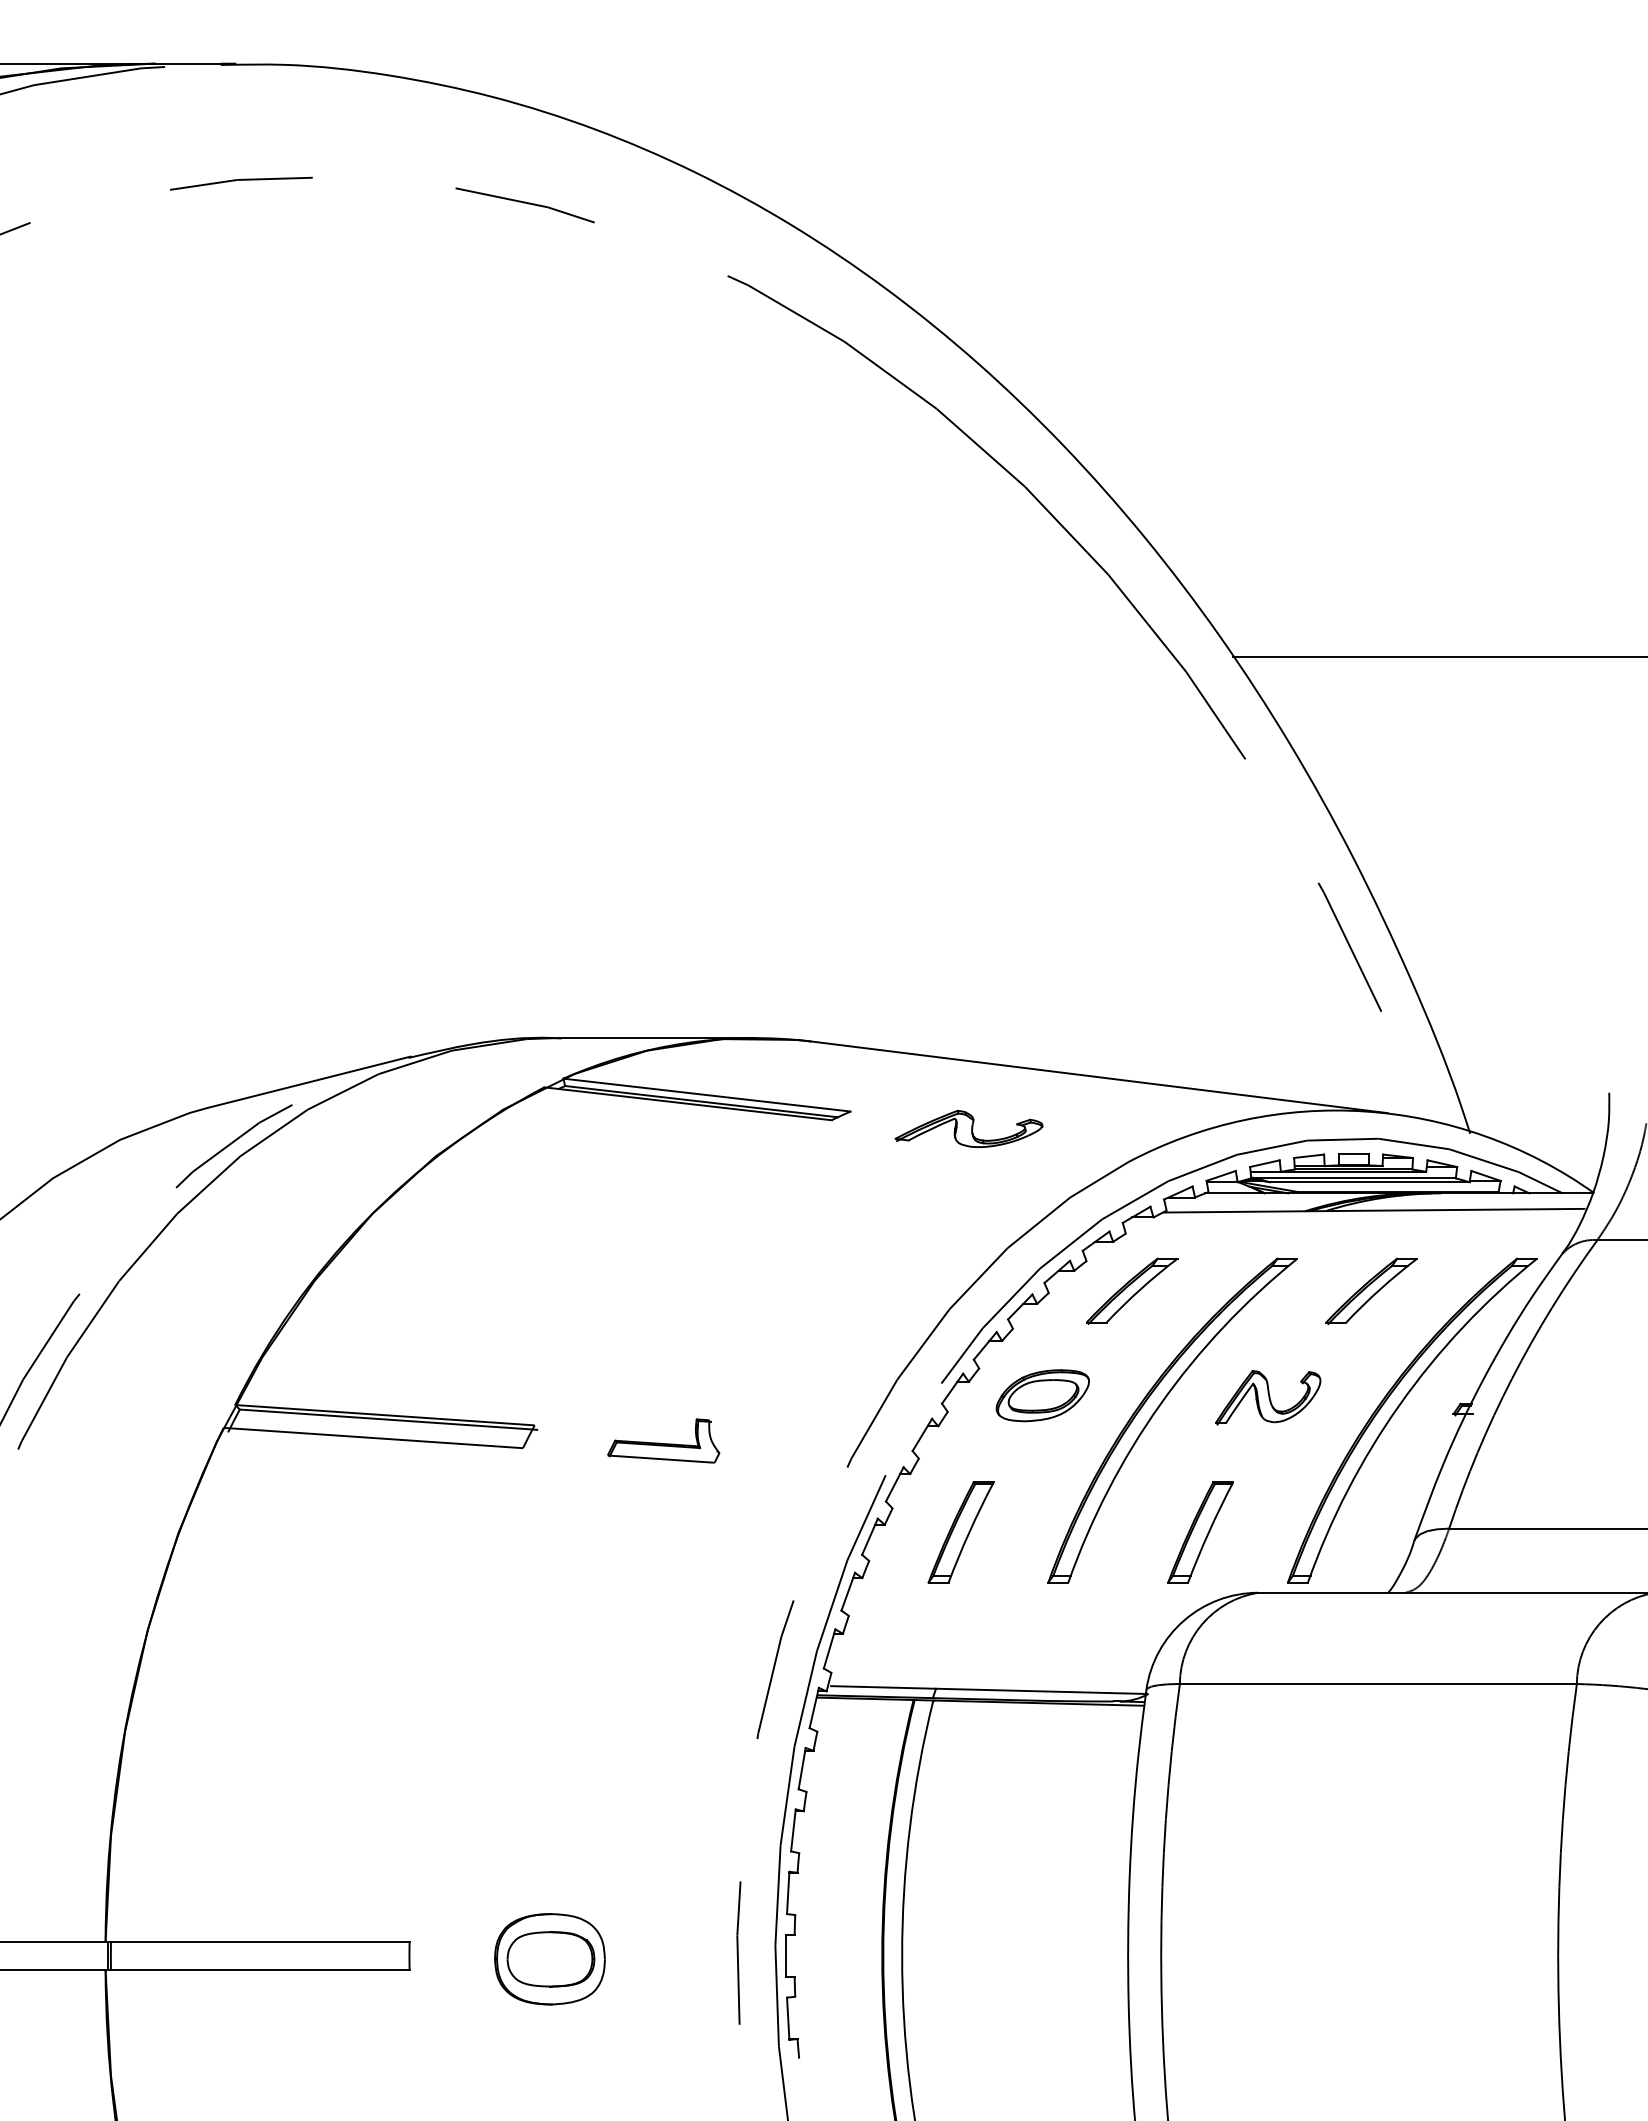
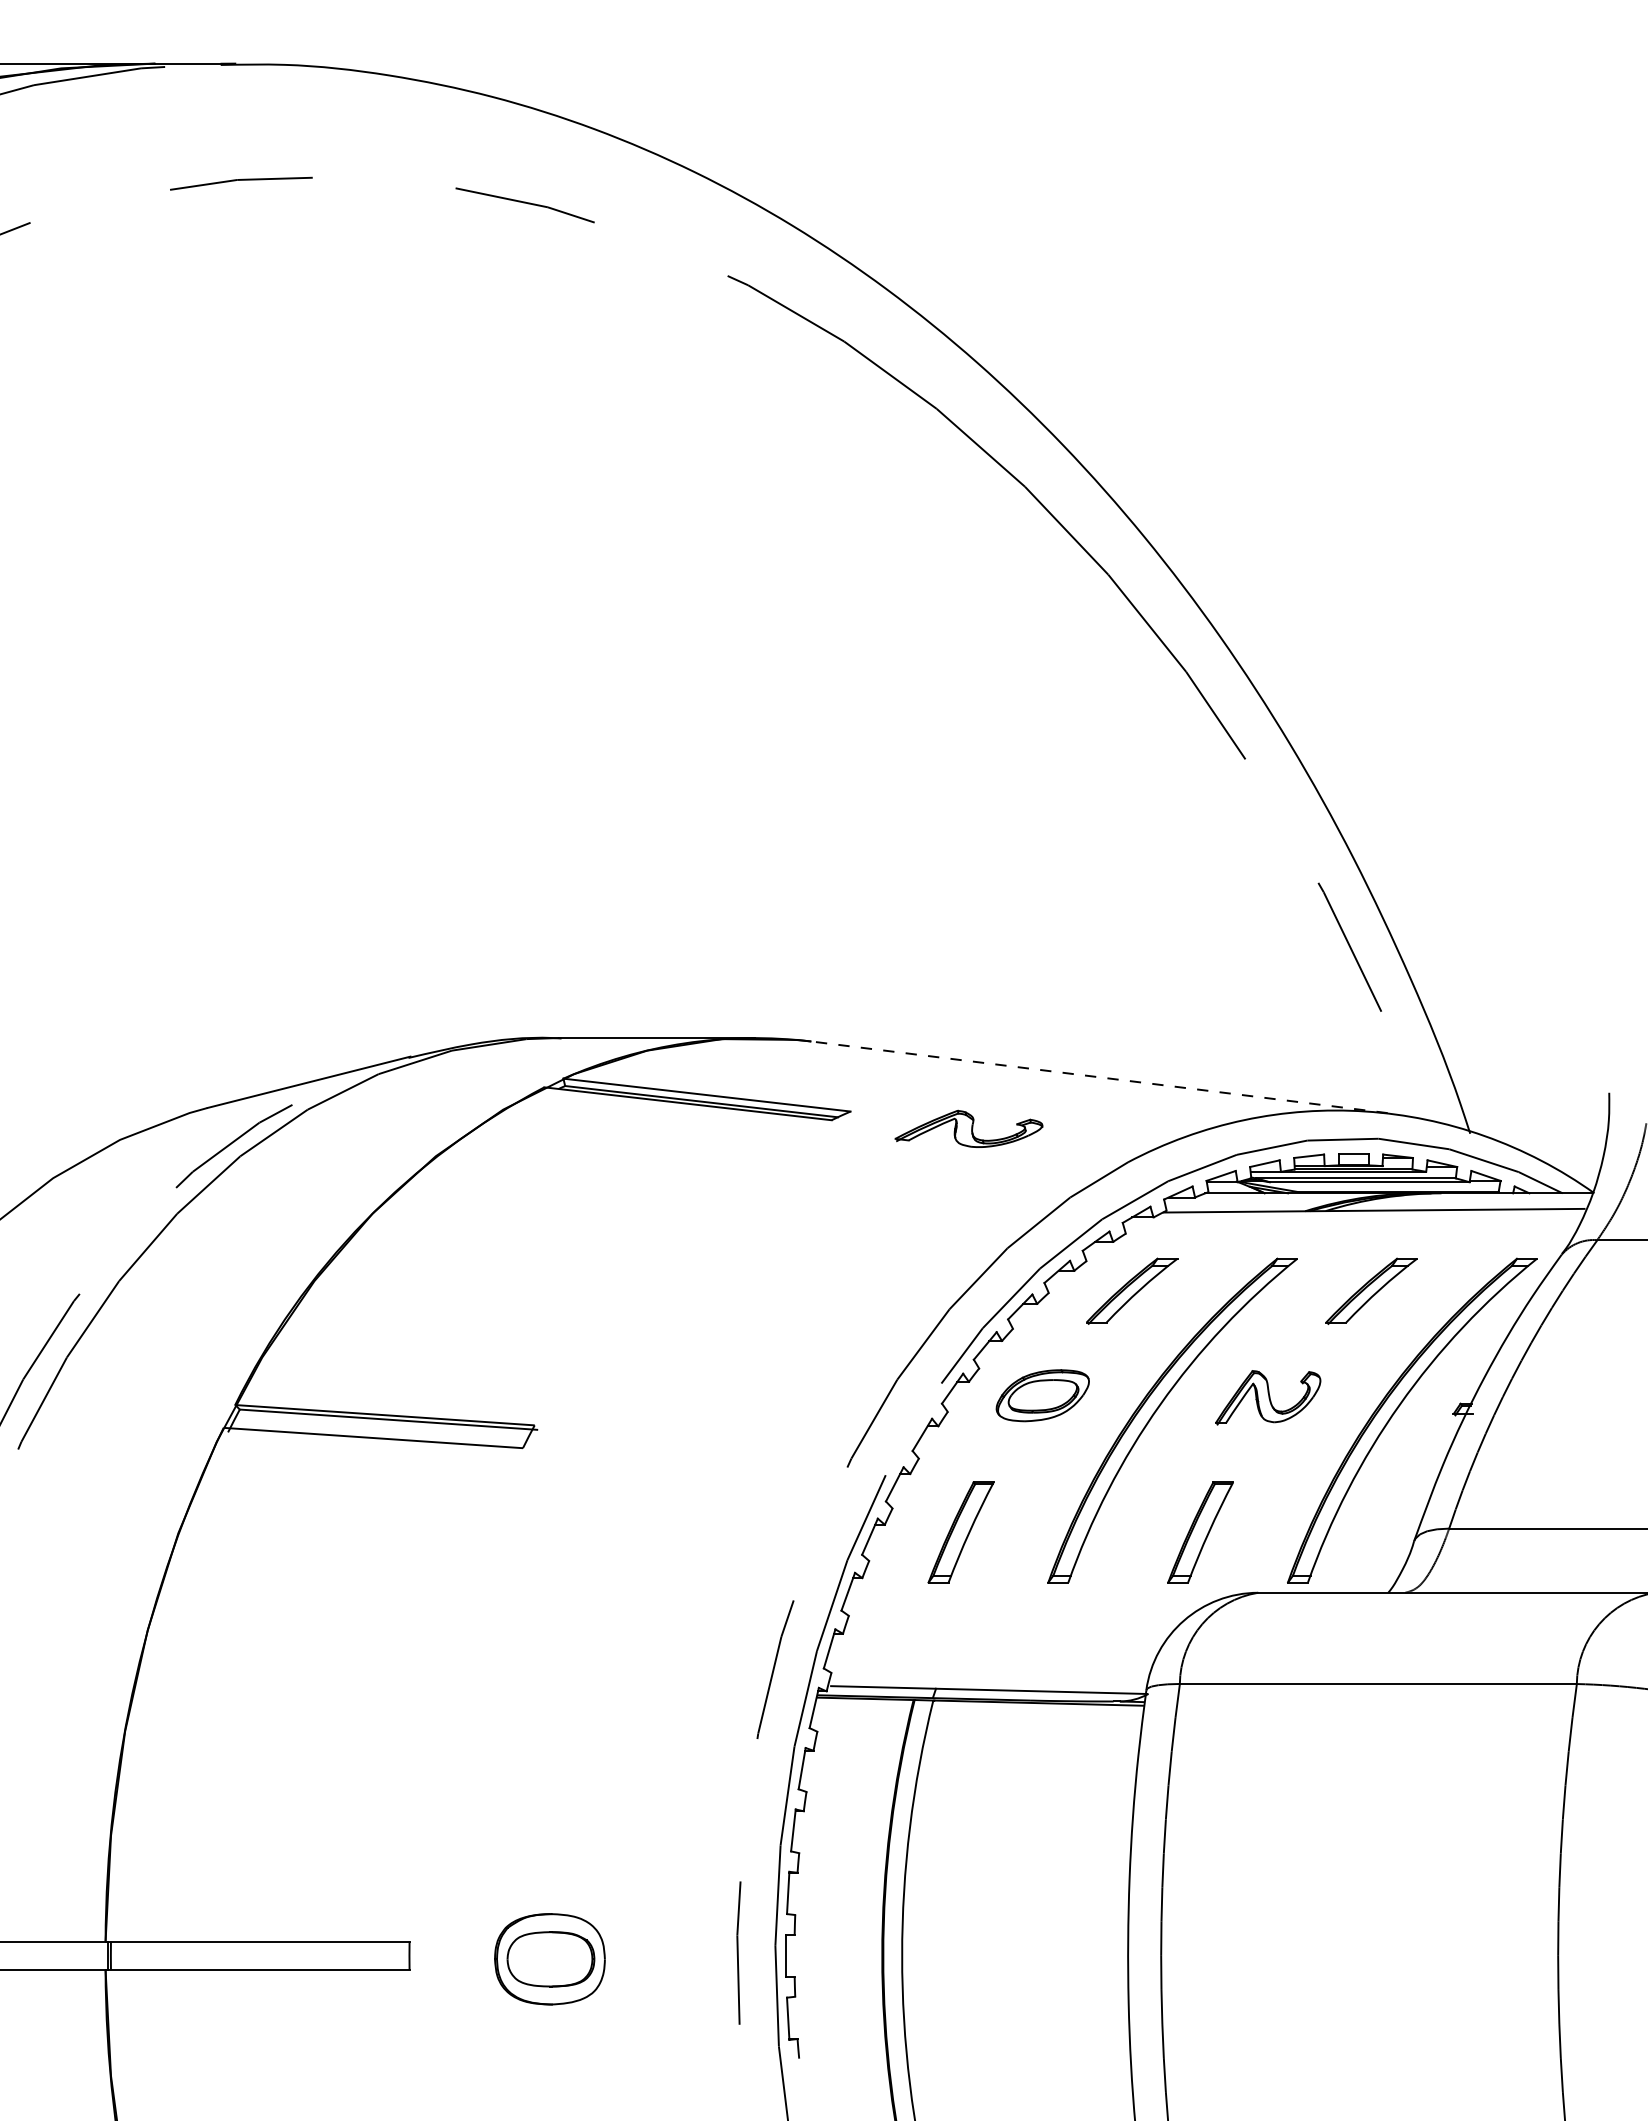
line: present -> none (1438, 656)
line: solid -> dashed (1099, 1077)
part: present -> none (663, 1440)
